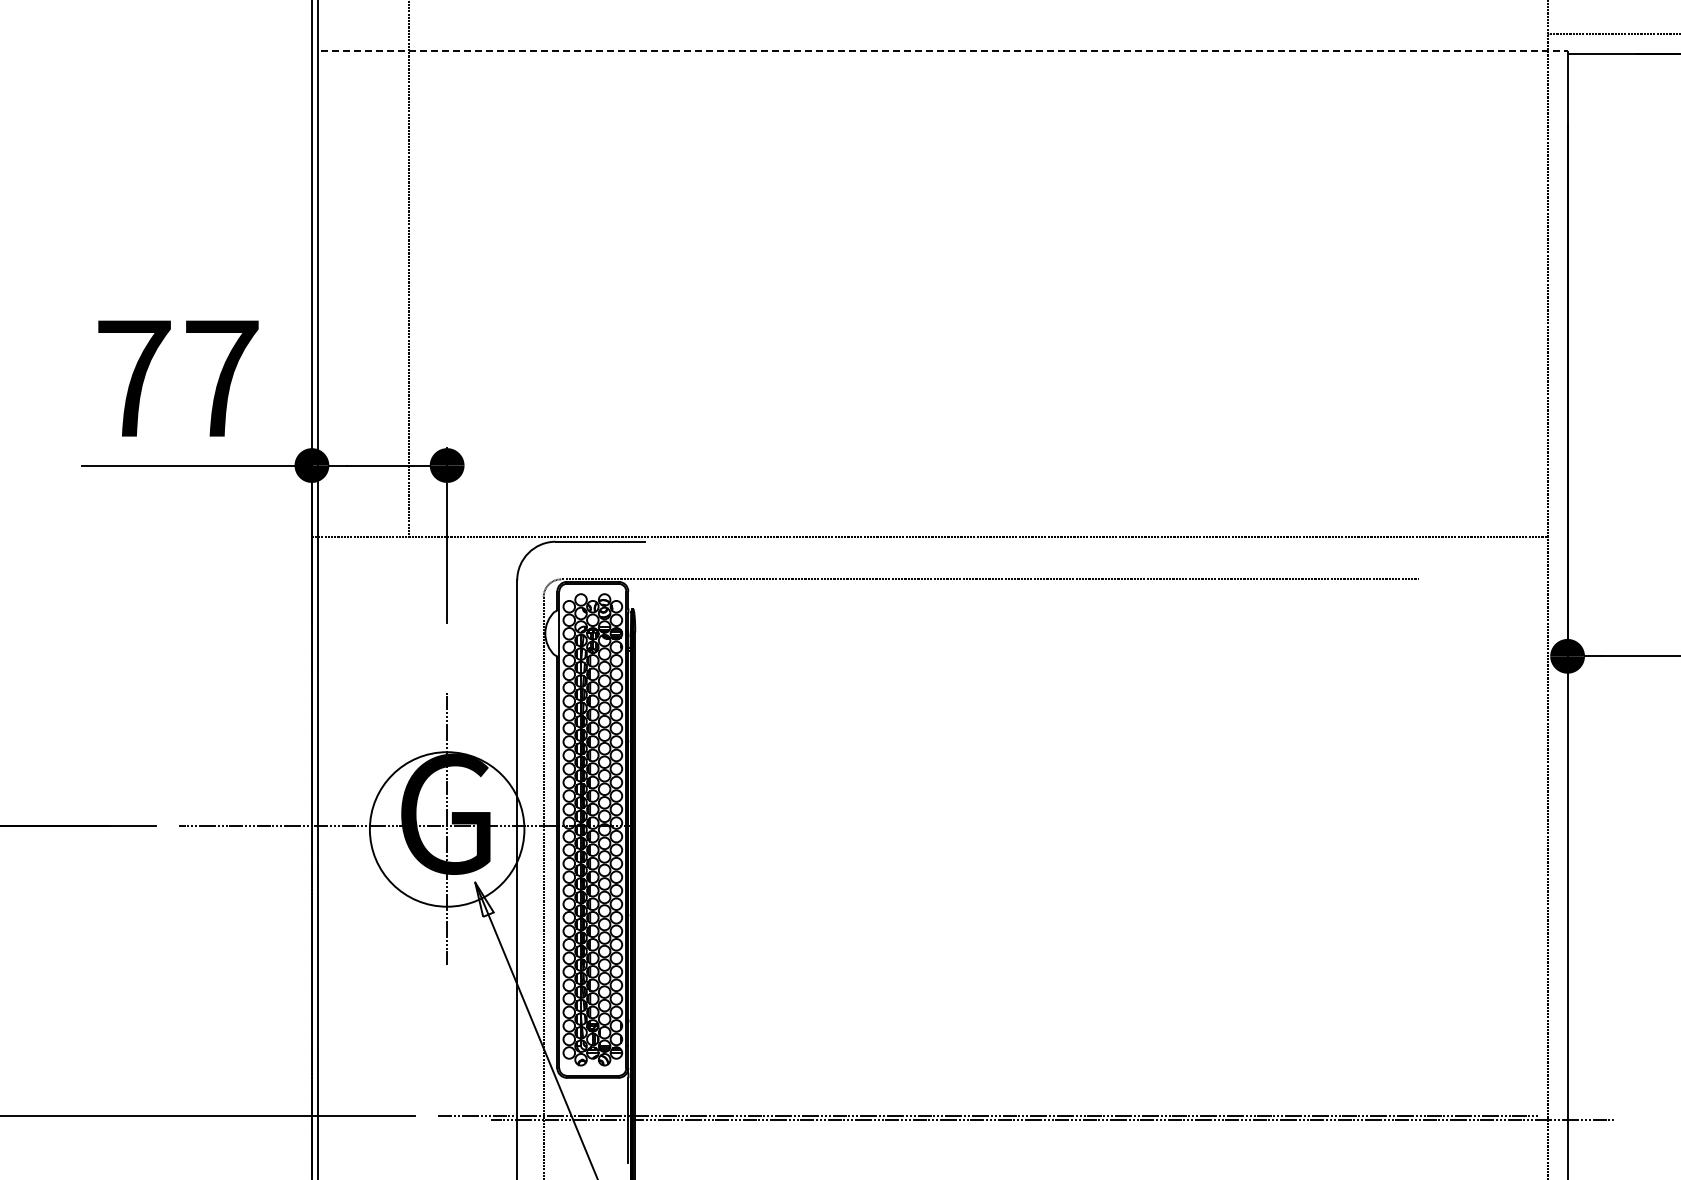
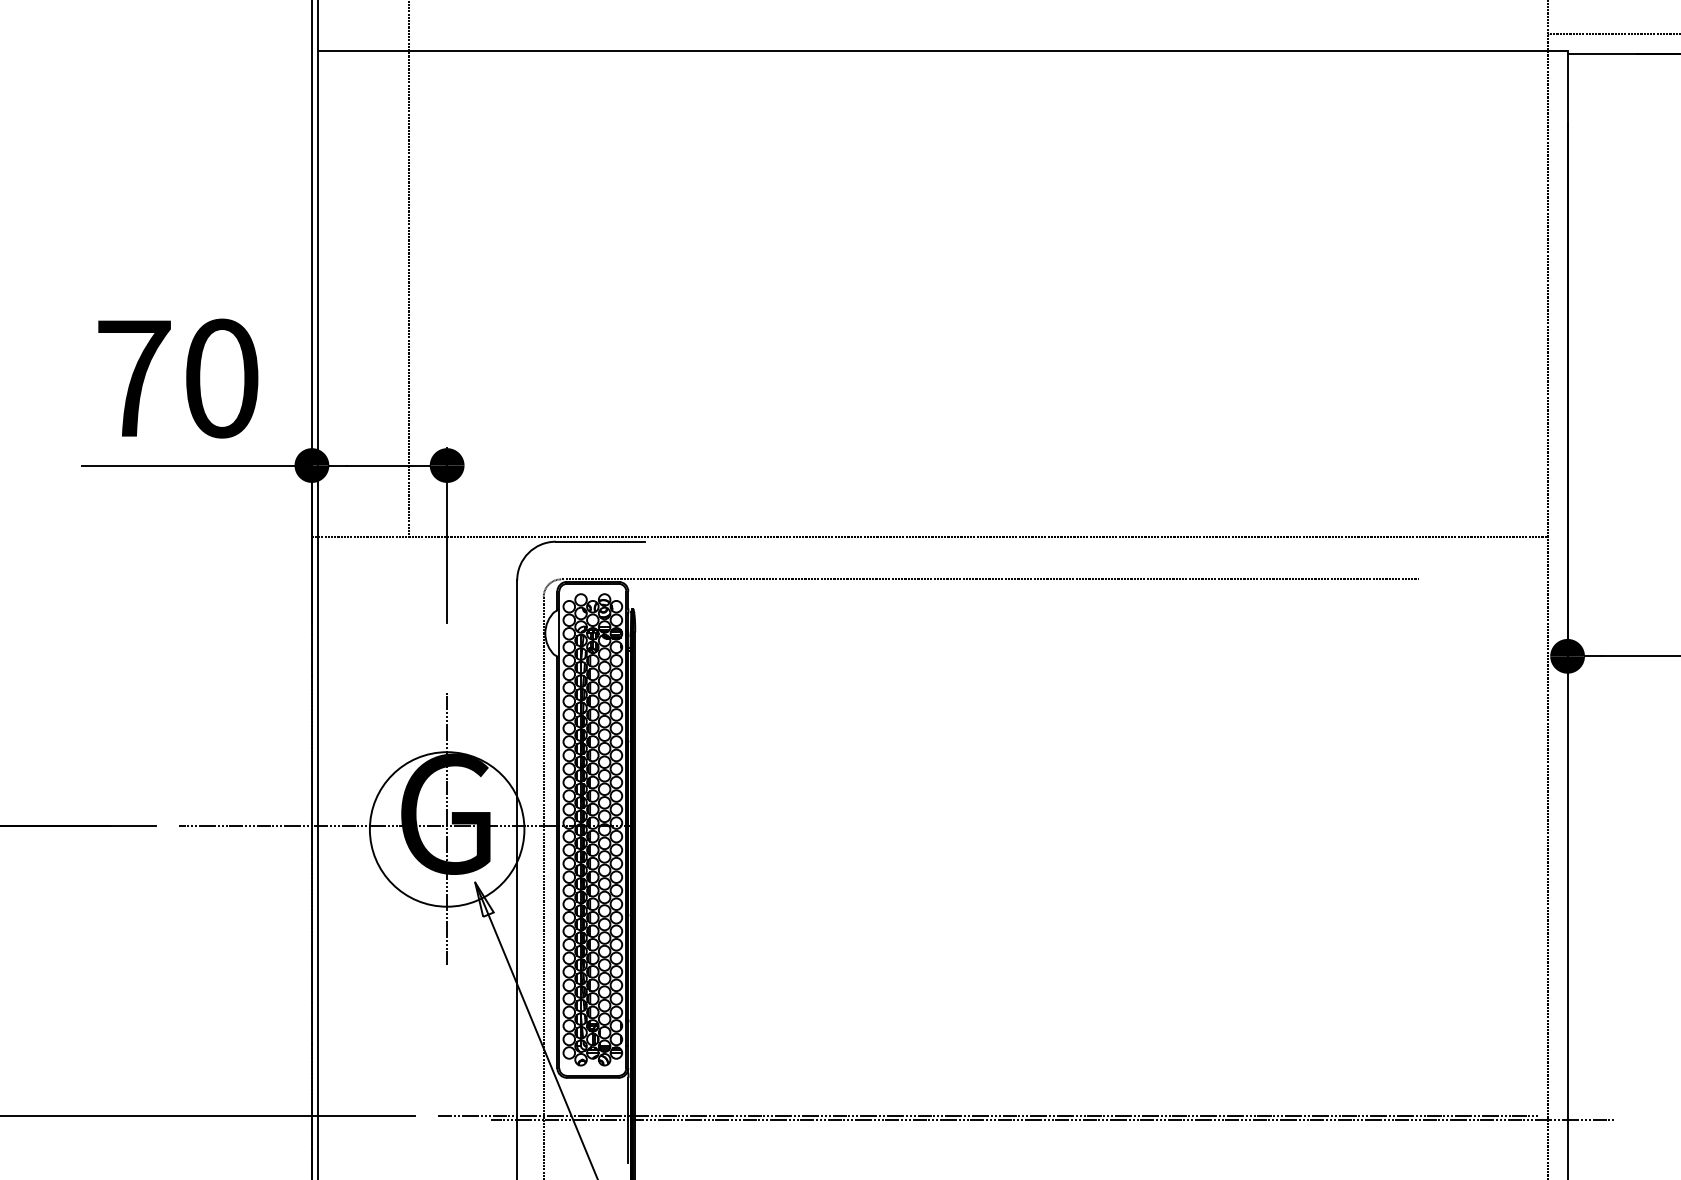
line: dashed -> solid (944, 50)
text: 77 -> 70 (222, 378)
